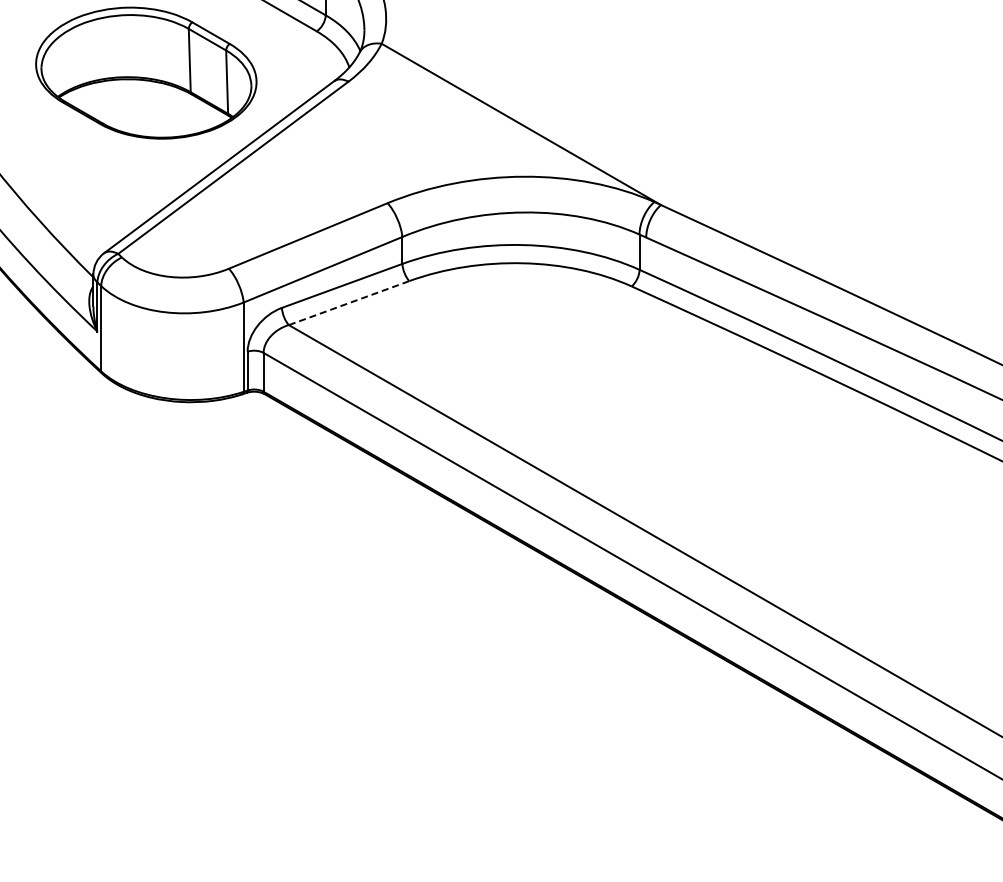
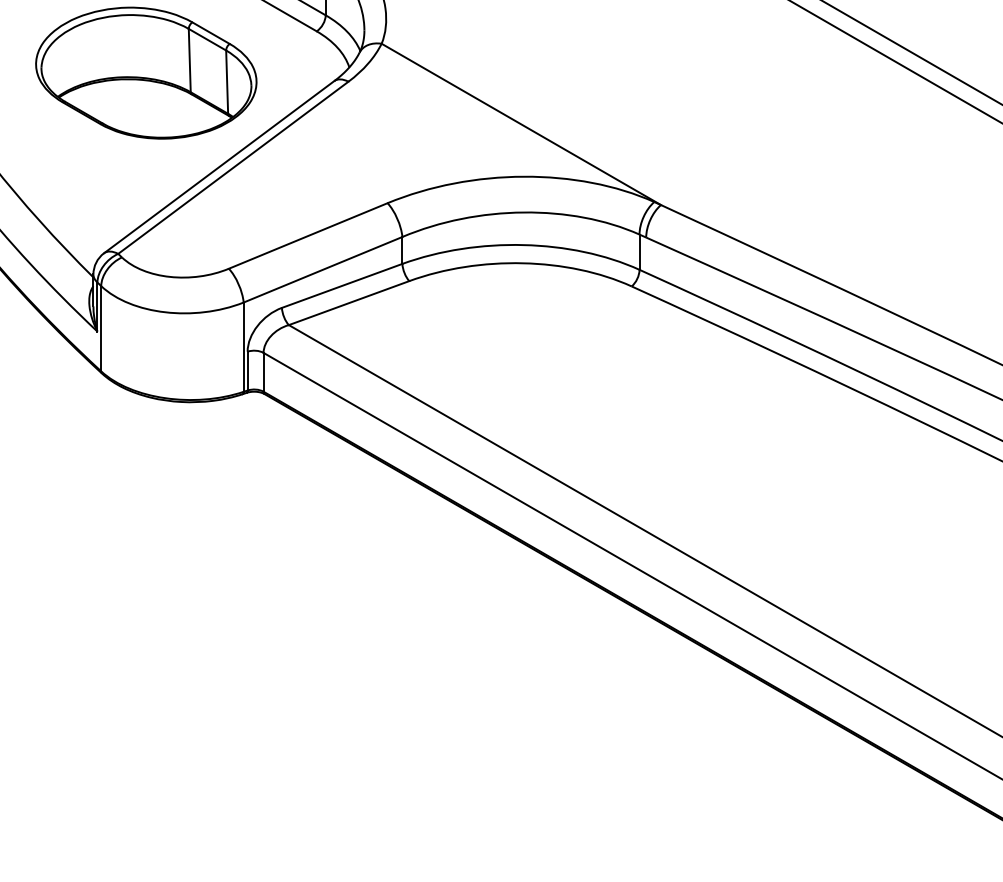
line: none -> present (911, 52)
line: none -> present (895, 61)
line: dashed -> solid (349, 302)
